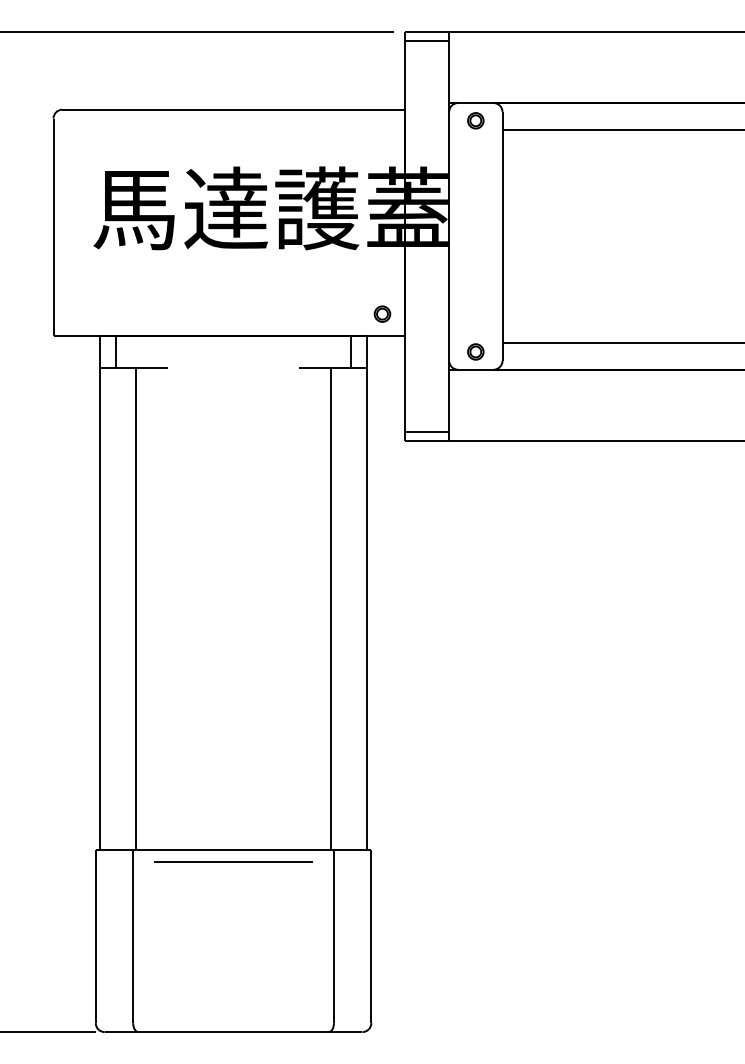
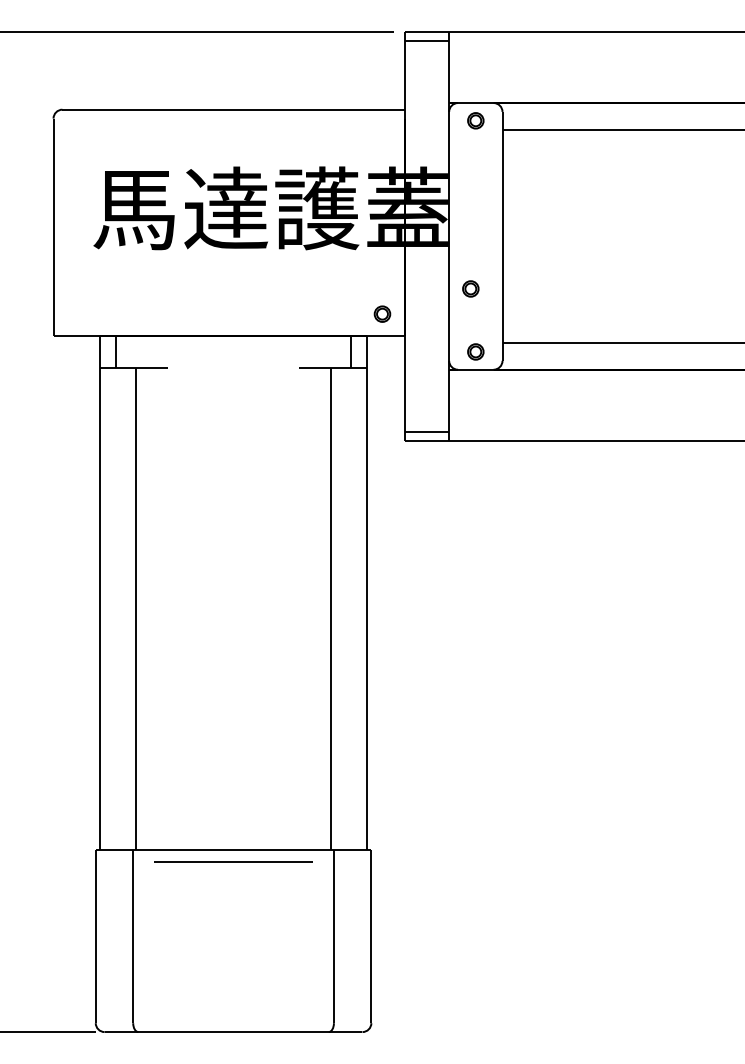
part: none -> present (470, 288)
